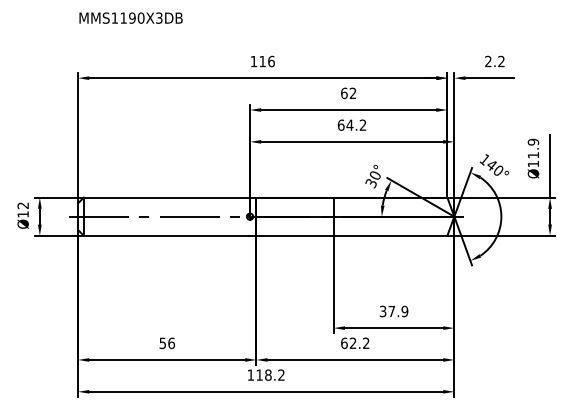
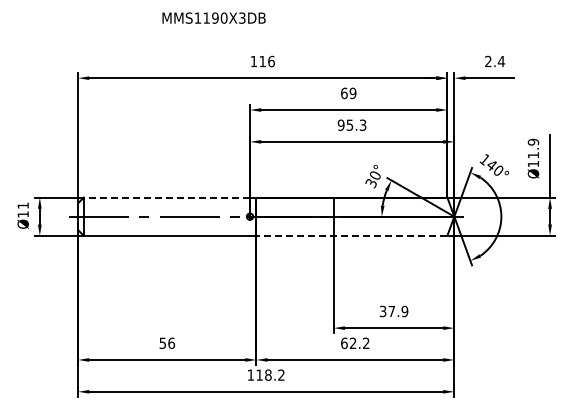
text position: (130, 17) -> (213, 17) (213, 17)
text: 2.2 -> 2.4 (501, 61)
text: 62 -> 69 (352, 93)
text: 64.2 -> 95.3 (351, 124)
line: solid -> dashed (166, 197)
text: Ø12 -> Ø11 (22, 205)
line: solid -> dashed (351, 235)
